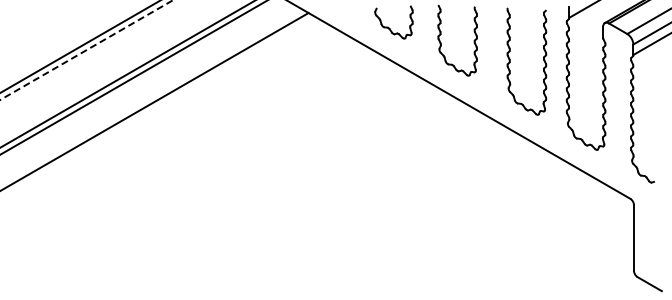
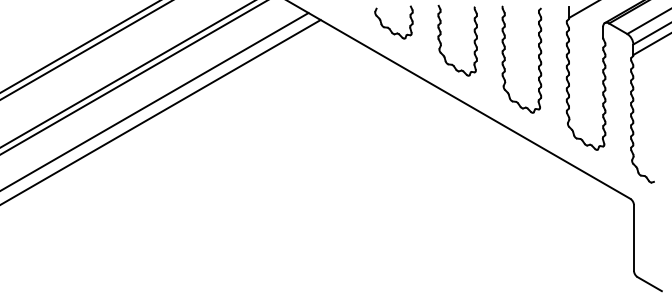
line: dashed -> solid (86, 50)
part position: (510, 61) -> (505, 59) (505, 59)
line: none -> present (161, 111)
